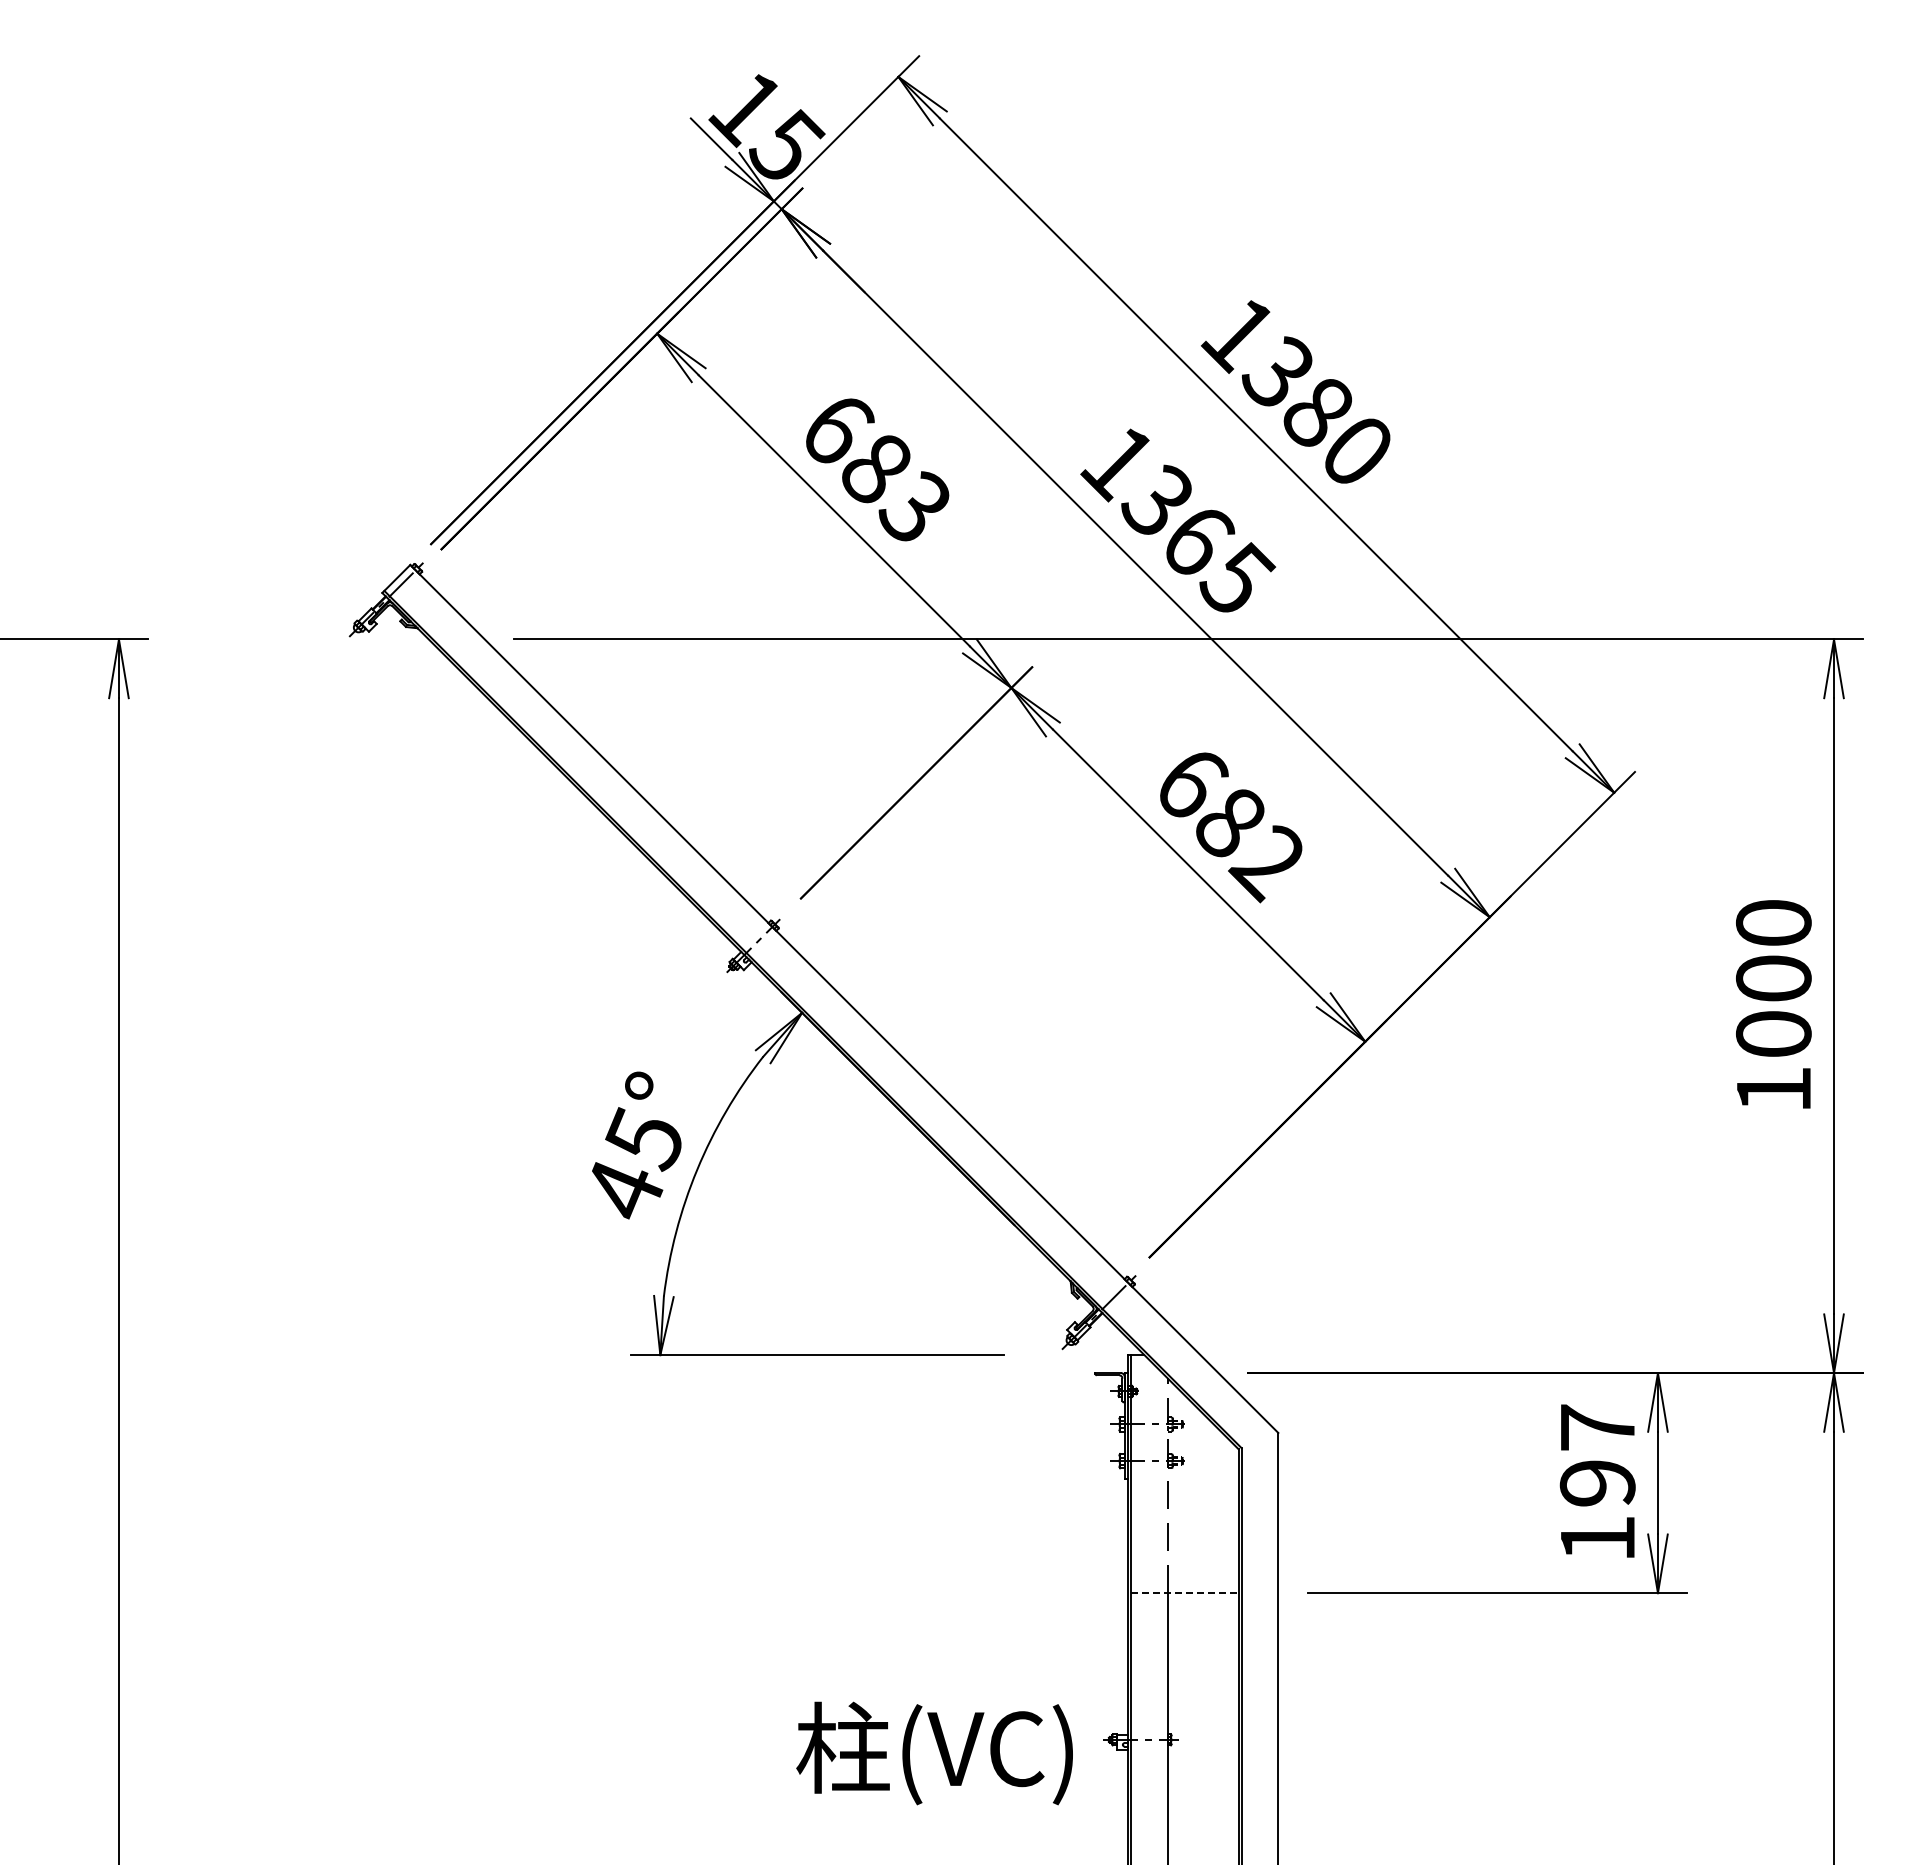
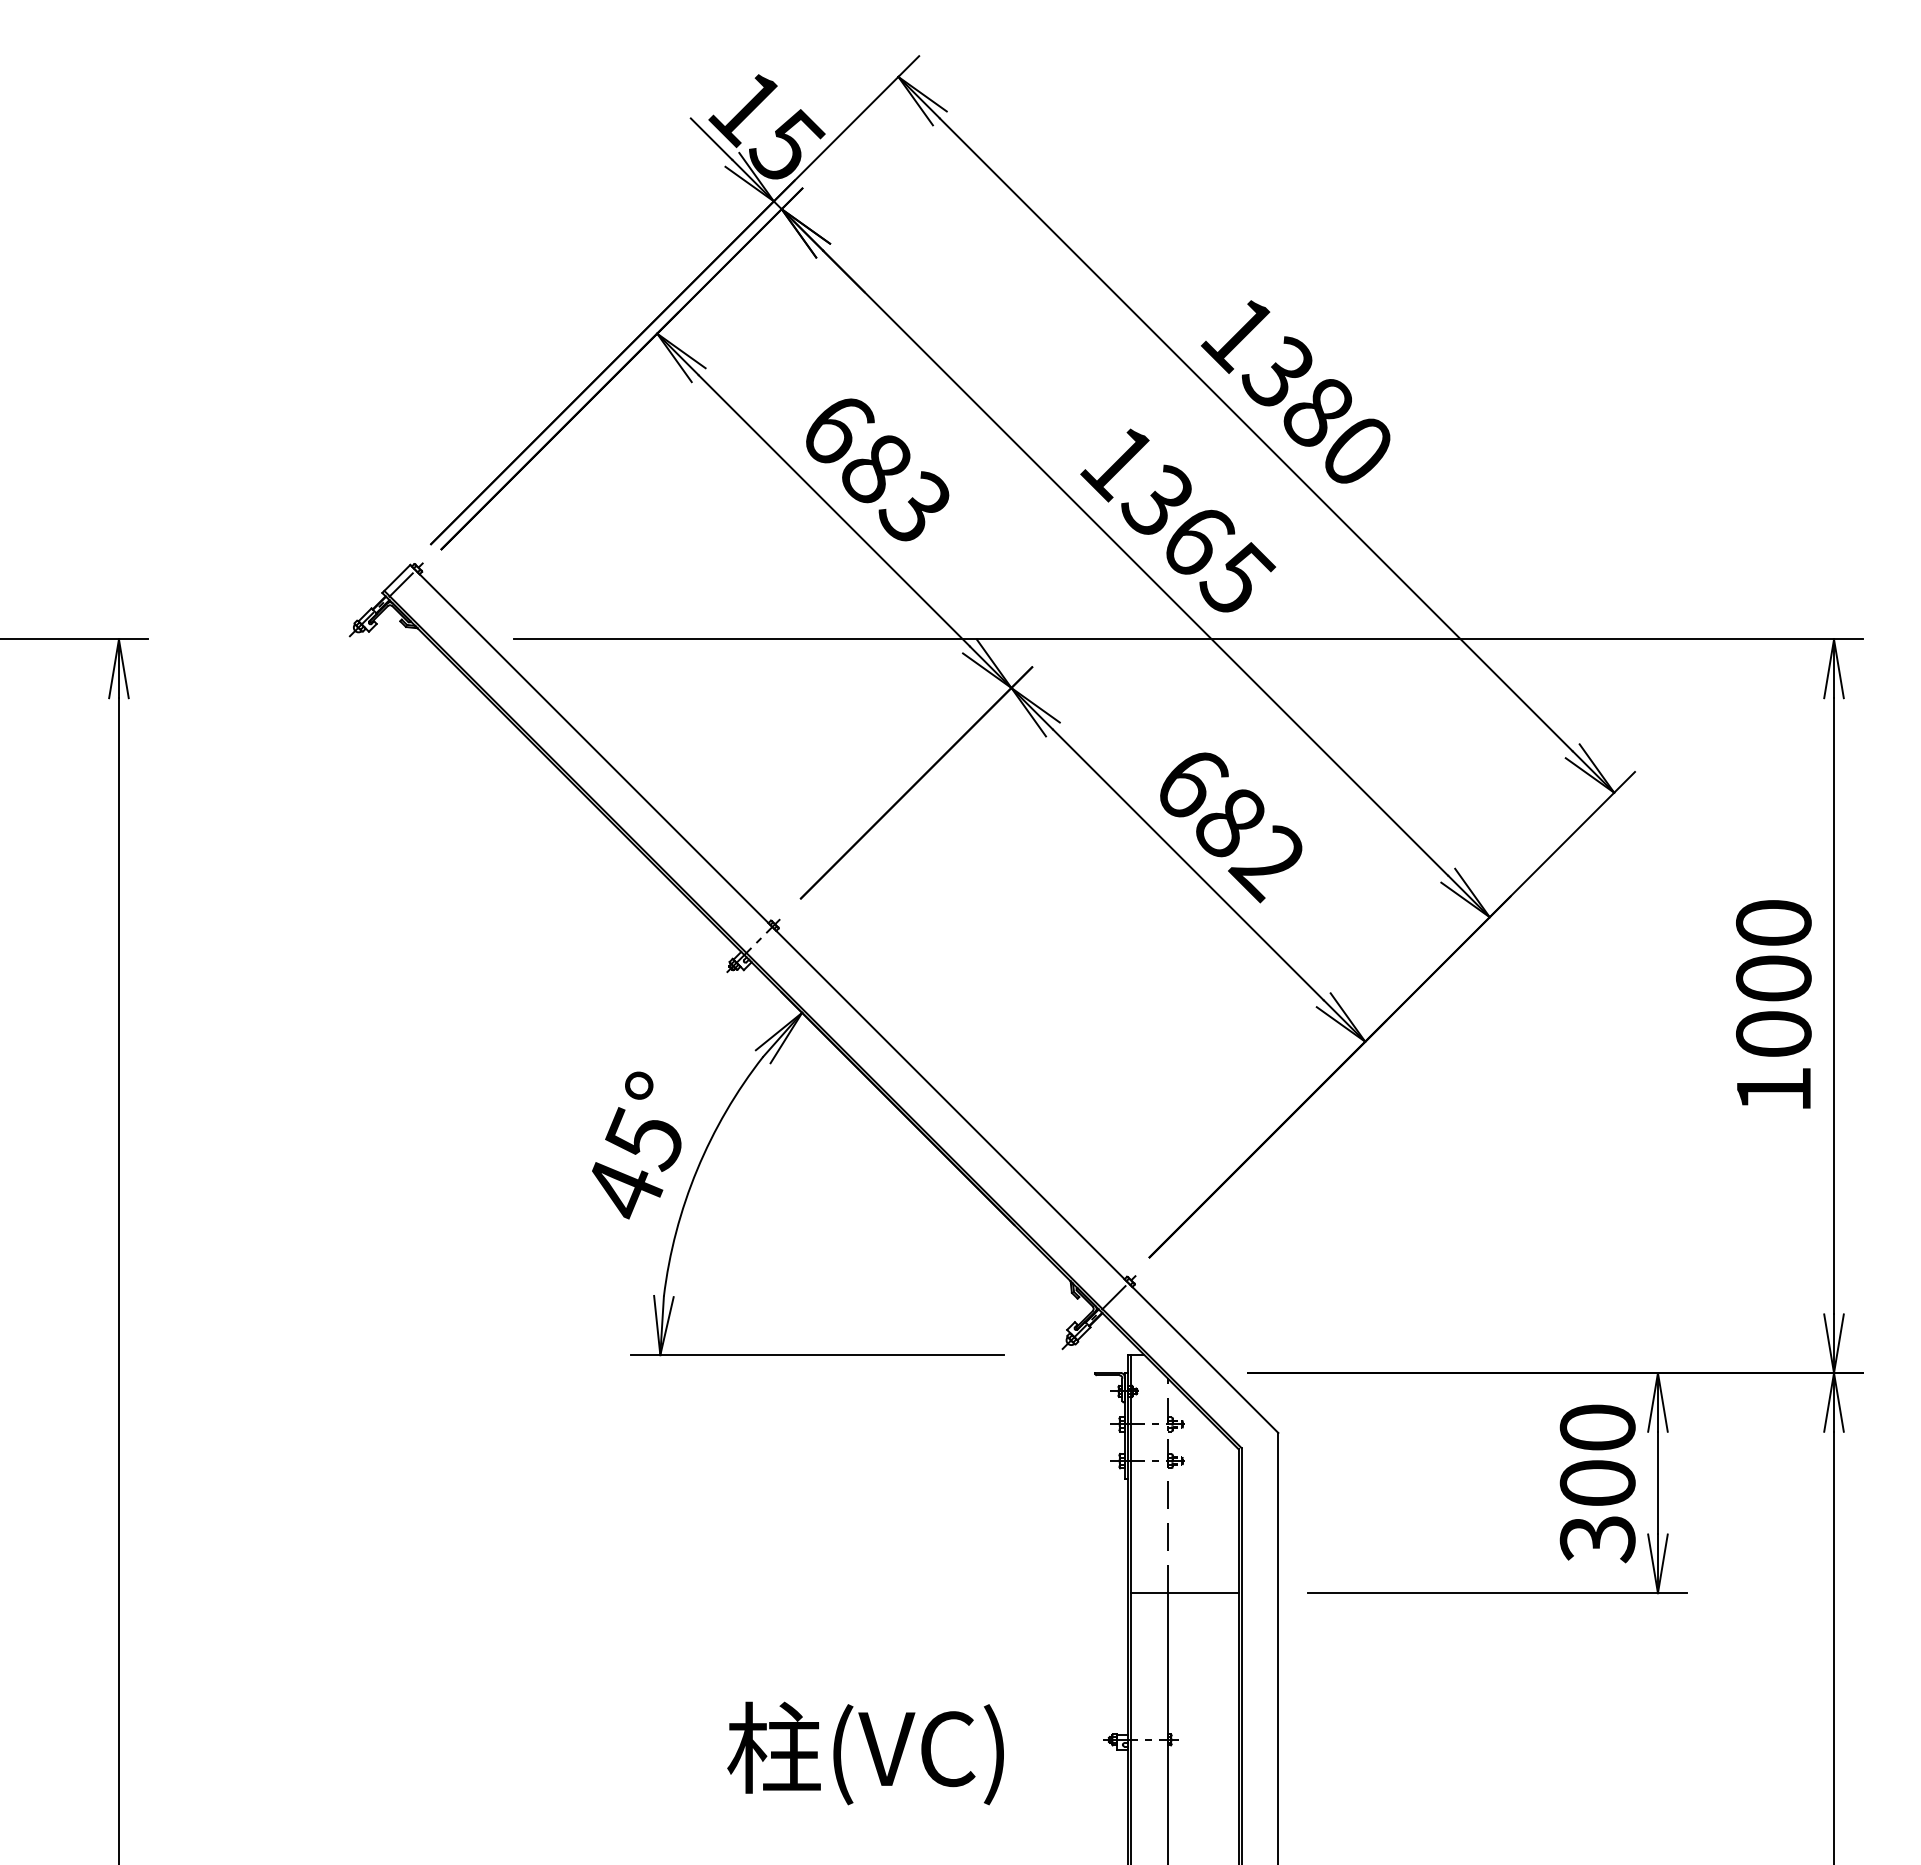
text: 197 -> 300 (1597, 1483)
line: dashed -> solid (1184, 1593)
text position: (934, 1753) -> (865, 1753) (865, 1753)
